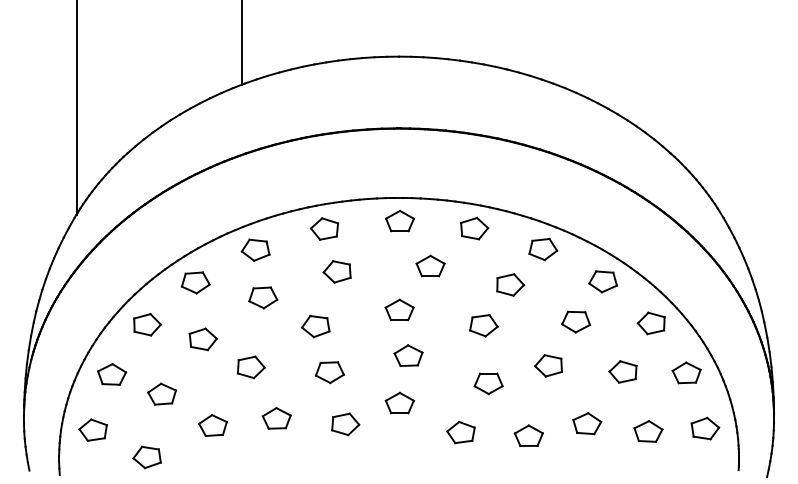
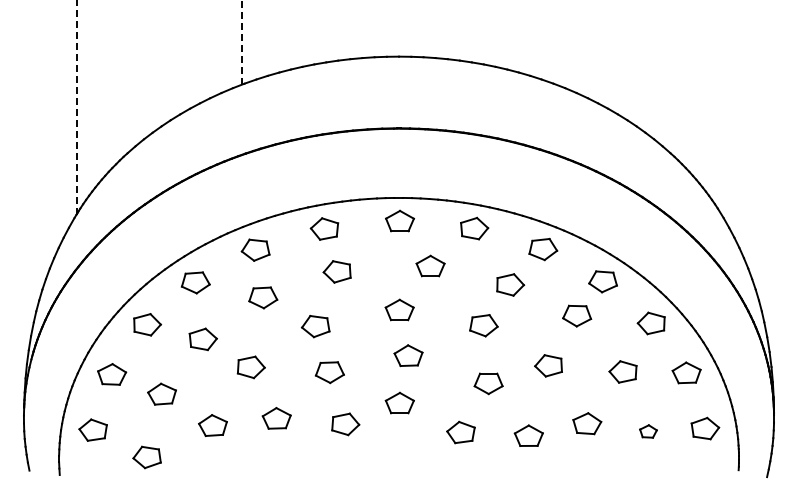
line: solid -> dashed (241, 42)
line: solid -> dashed (76, 107)
part position: (576, 321) -> (577, 315) (577, 315)
part size: 31x23 px -> 19x15 px (648, 431)
